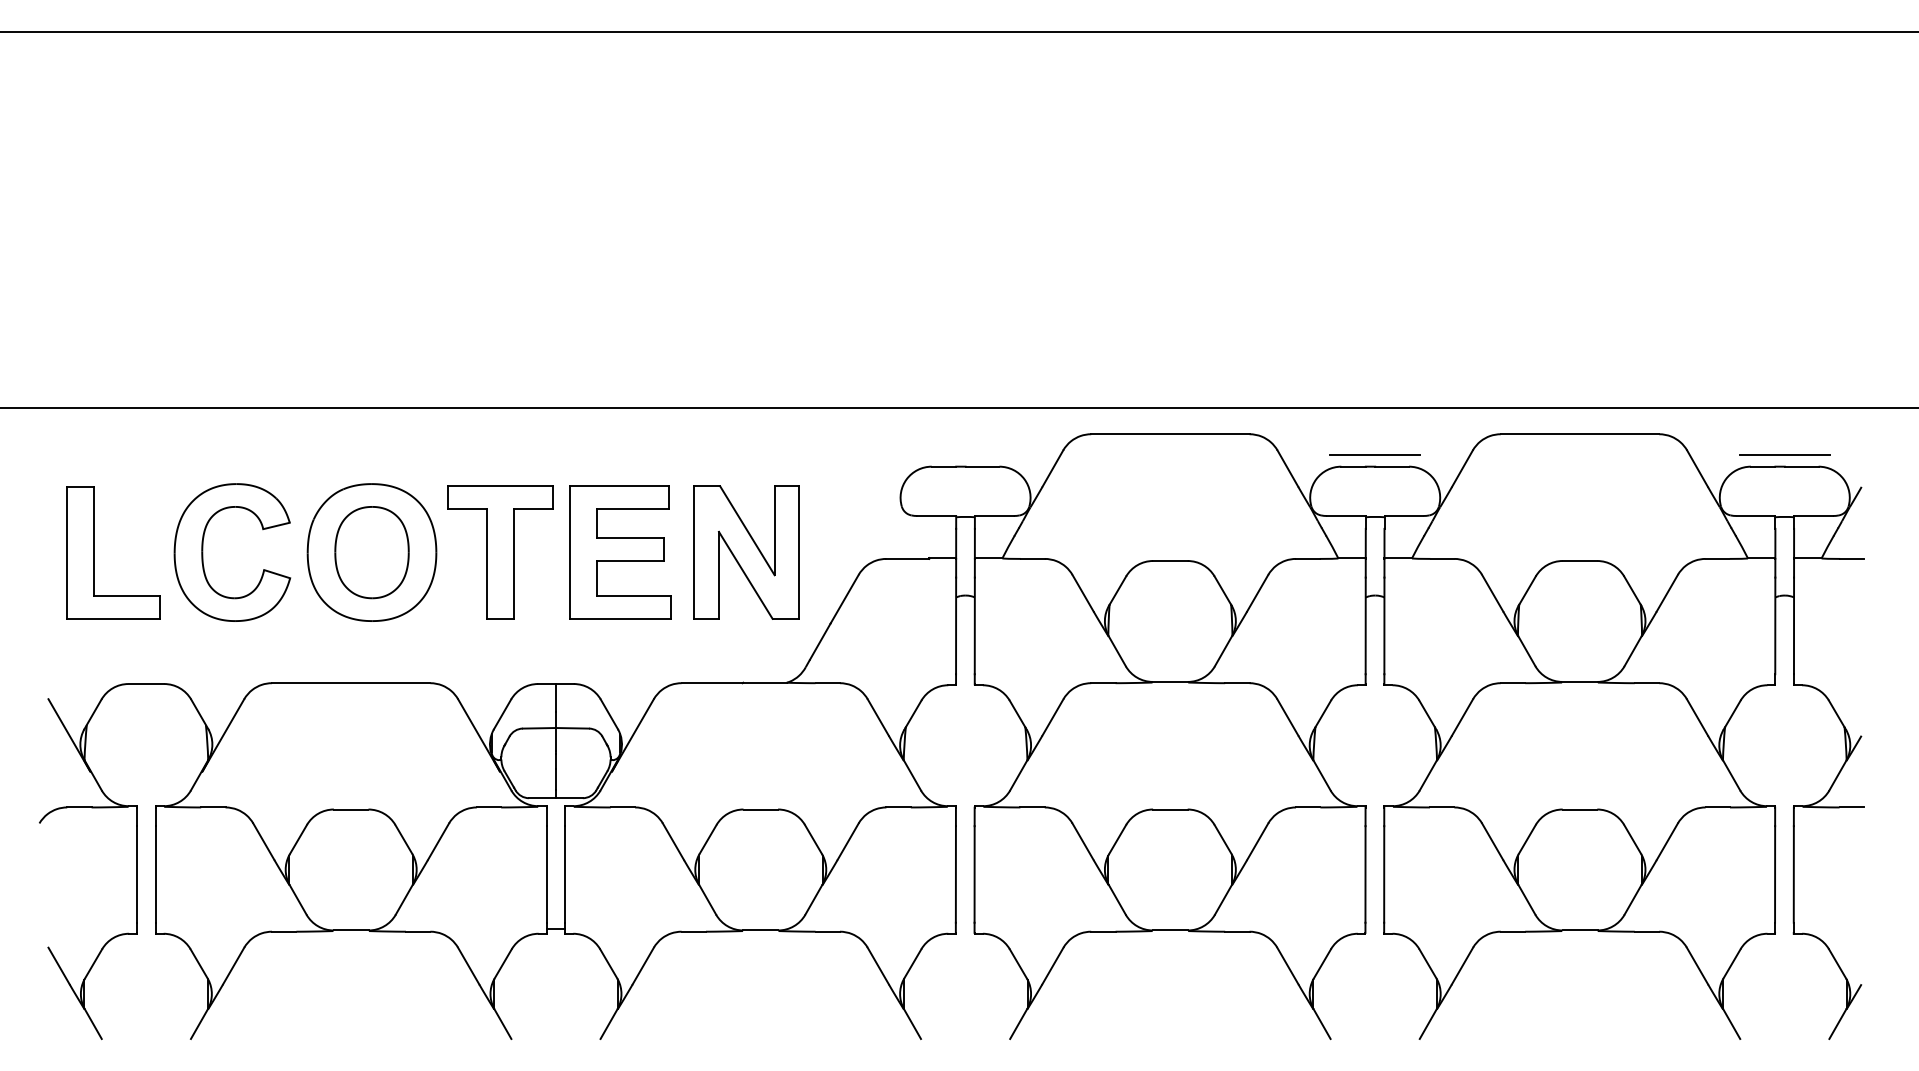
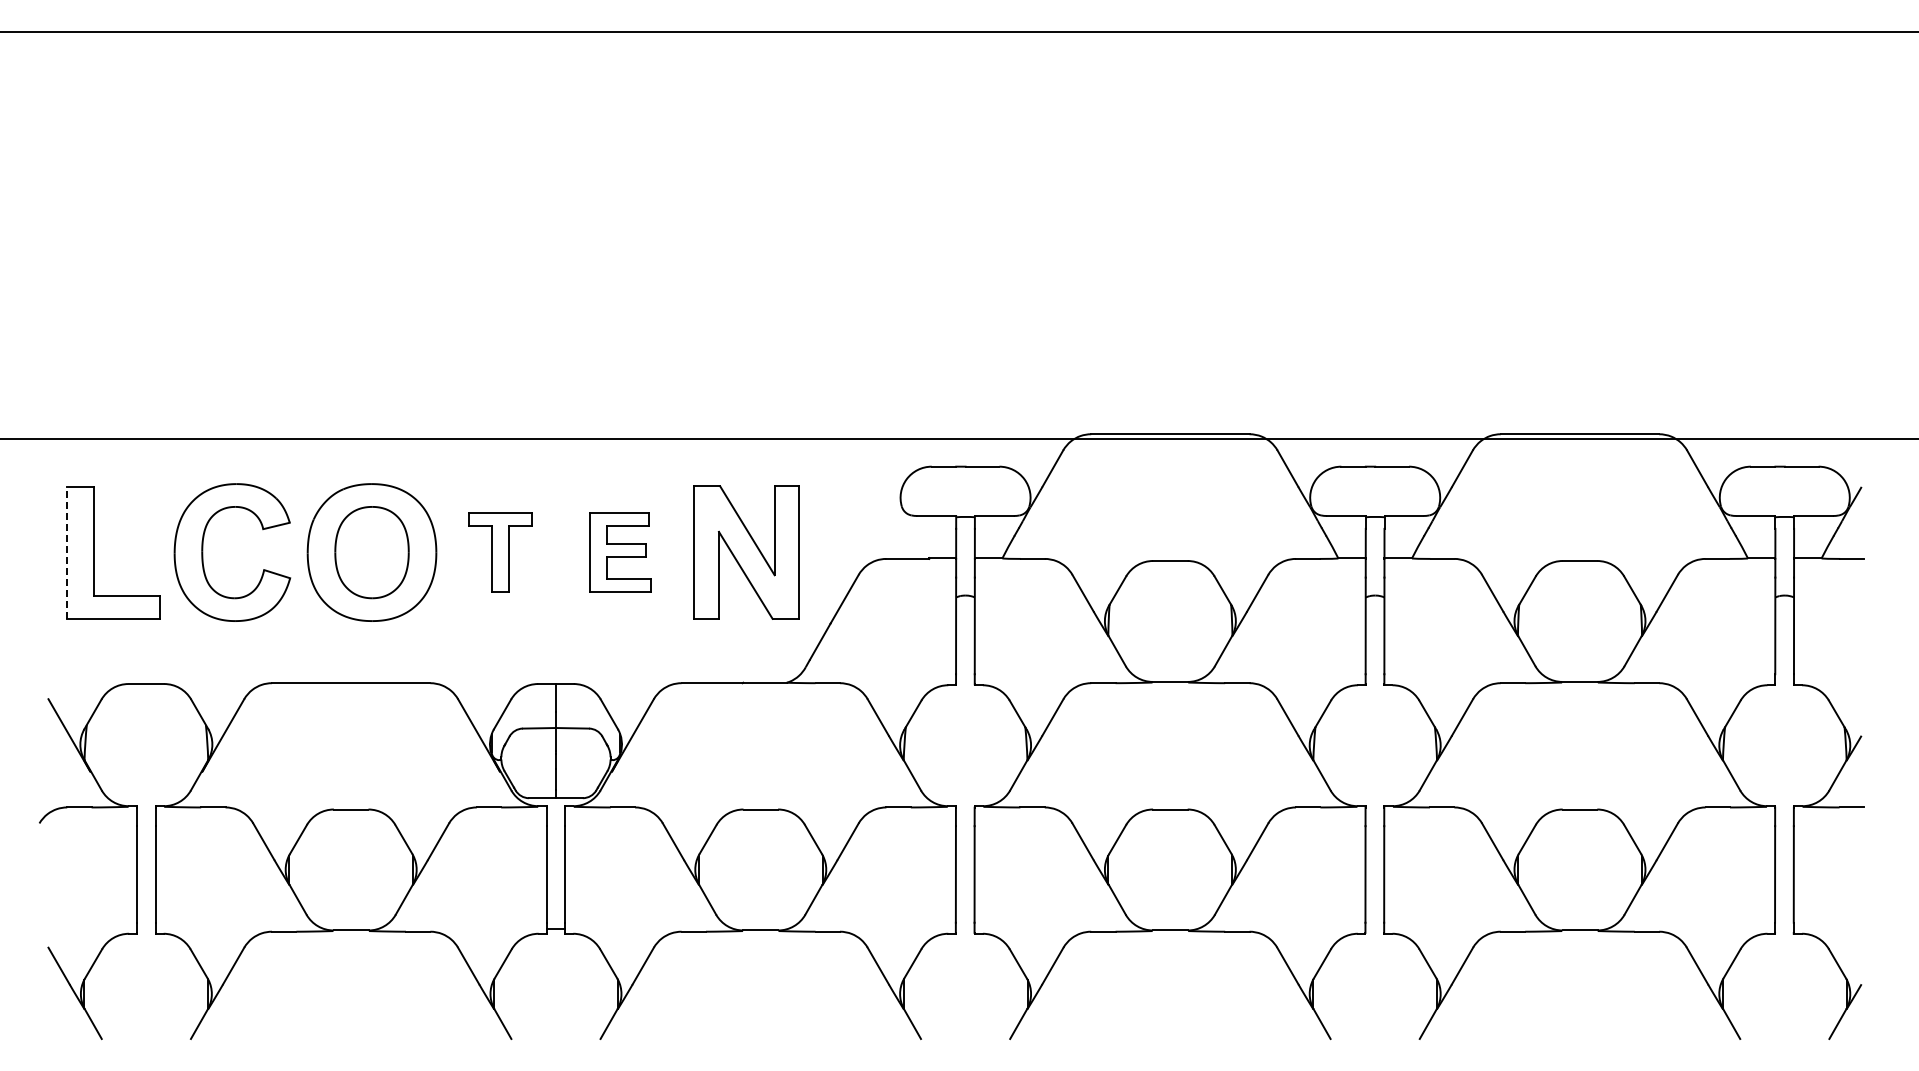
line position: (958, 408) -> (958, 439) (958, 439)
line: present -> none (1375, 455)
line: present -> none (1784, 455)
part size: 107x135 px -> 65x81 px (500, 552)
part size: 103x135 px -> 63x81 px (620, 552)
line: solid -> dashed (66, 553)
